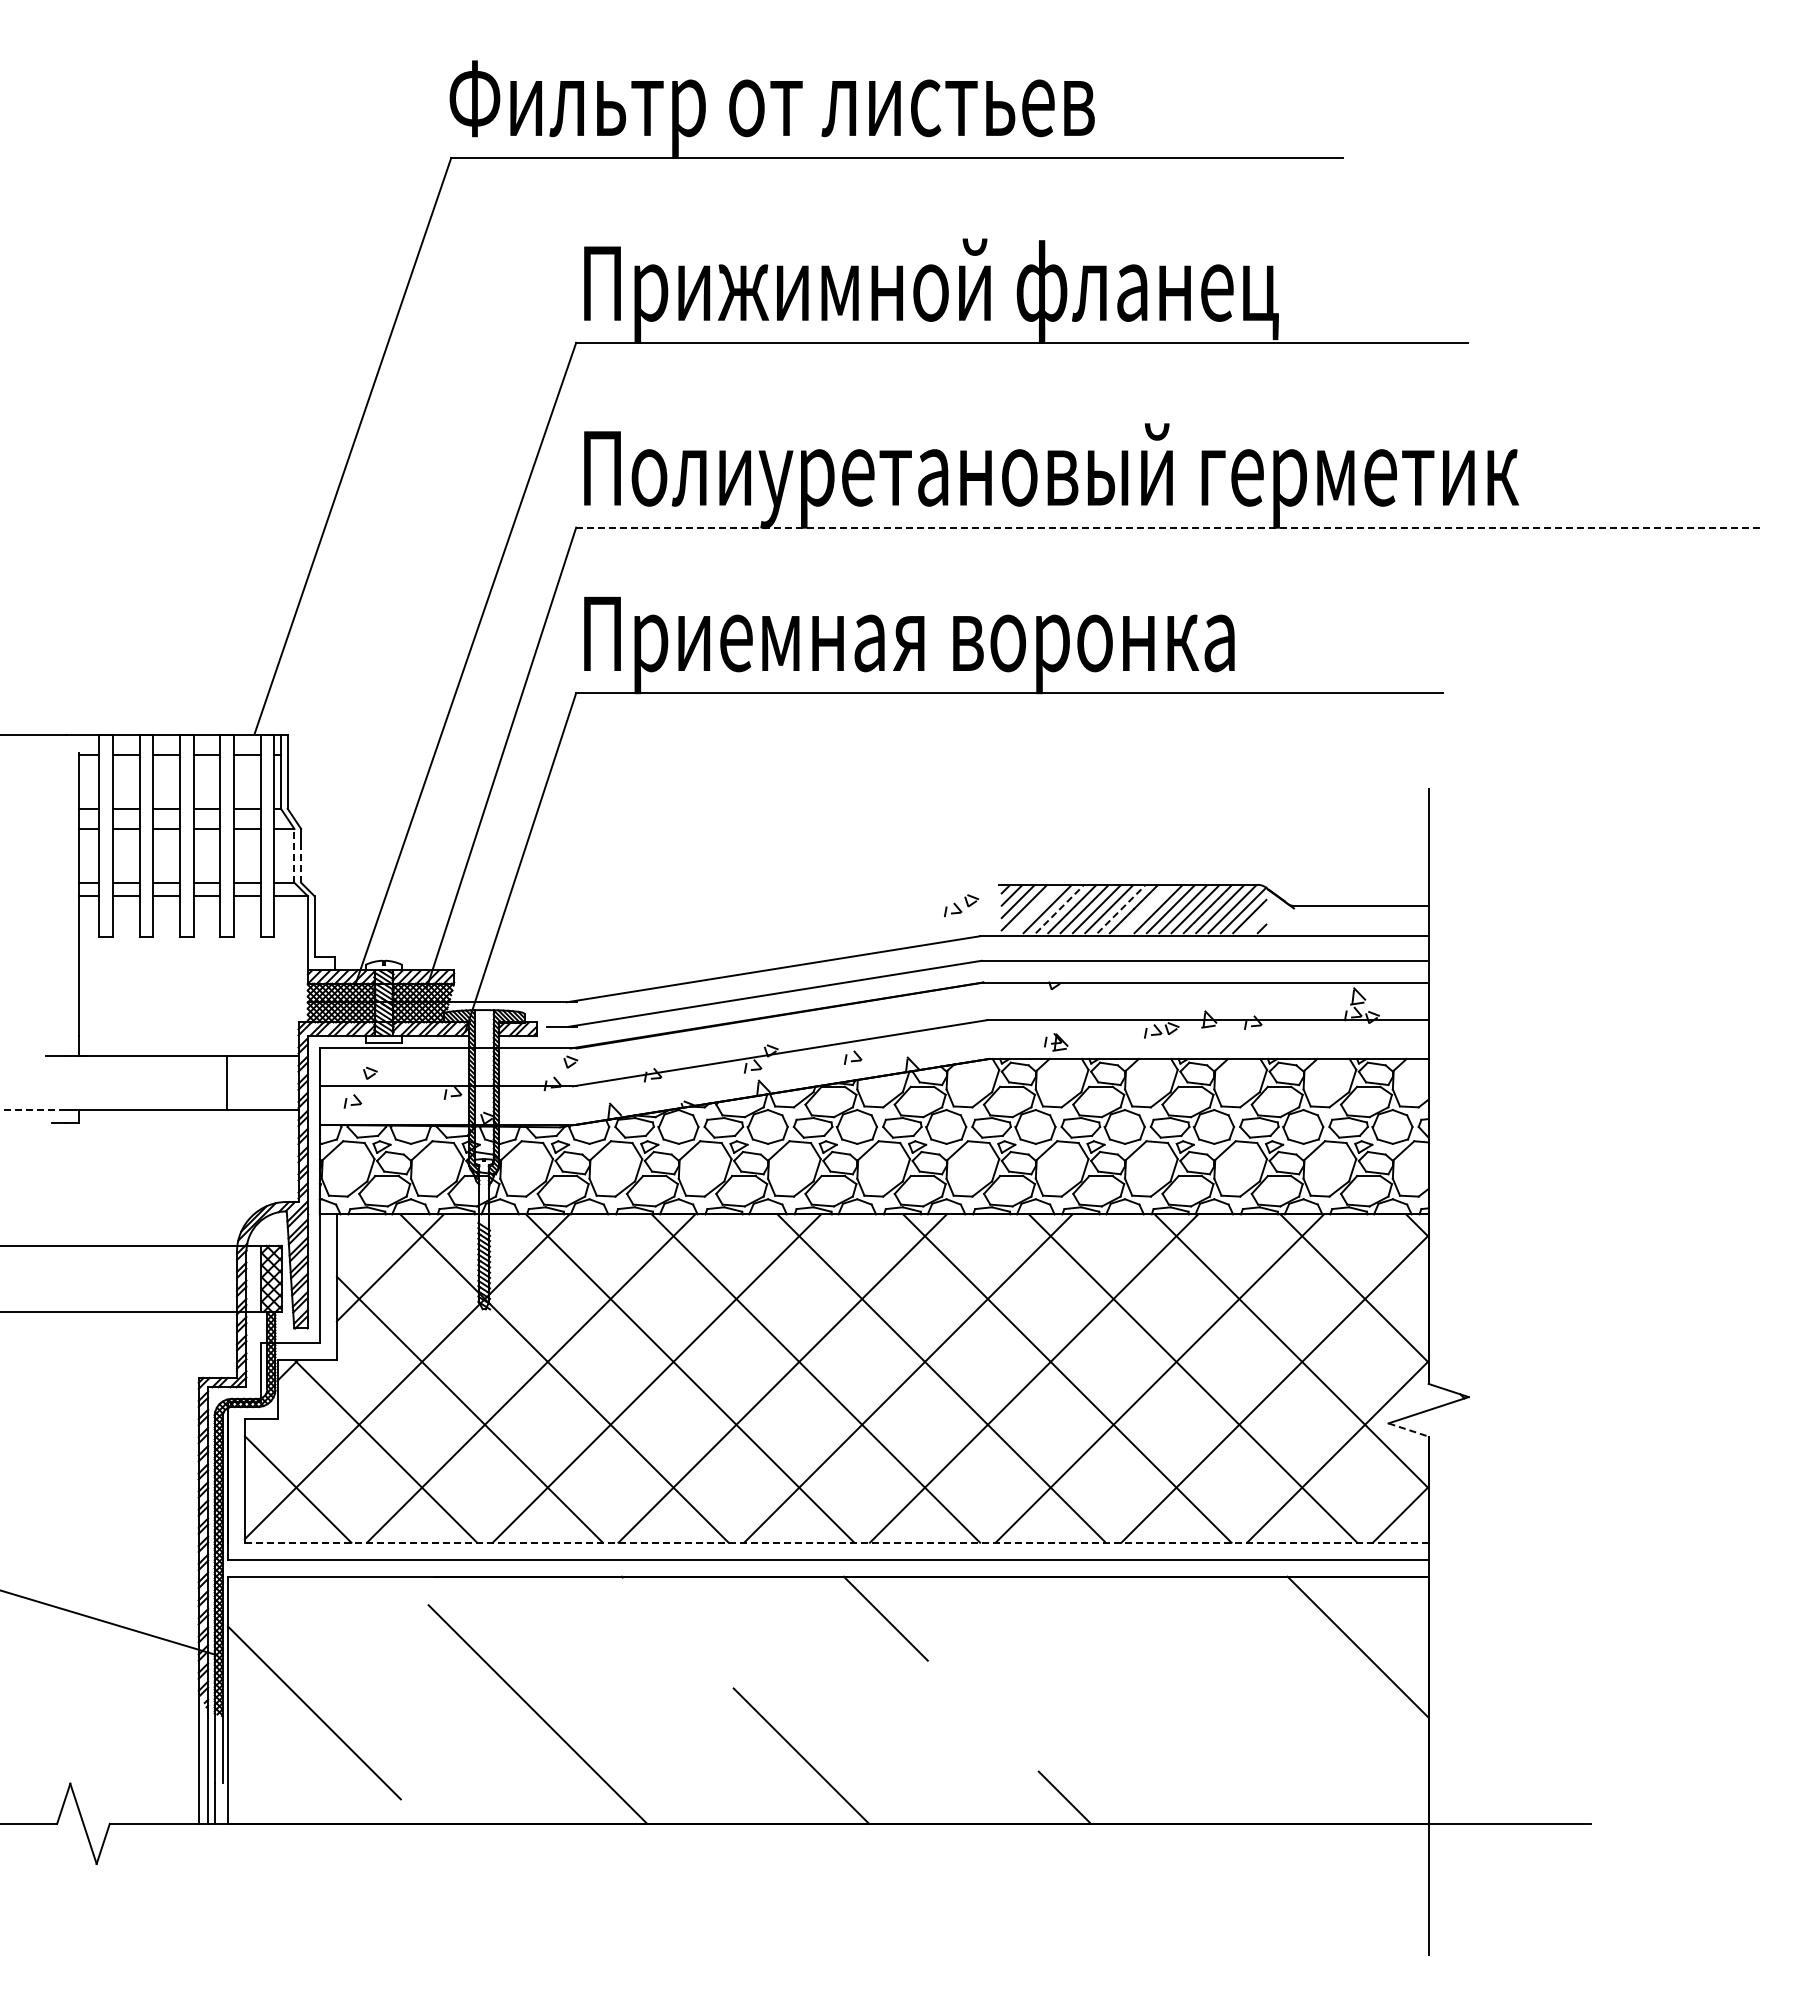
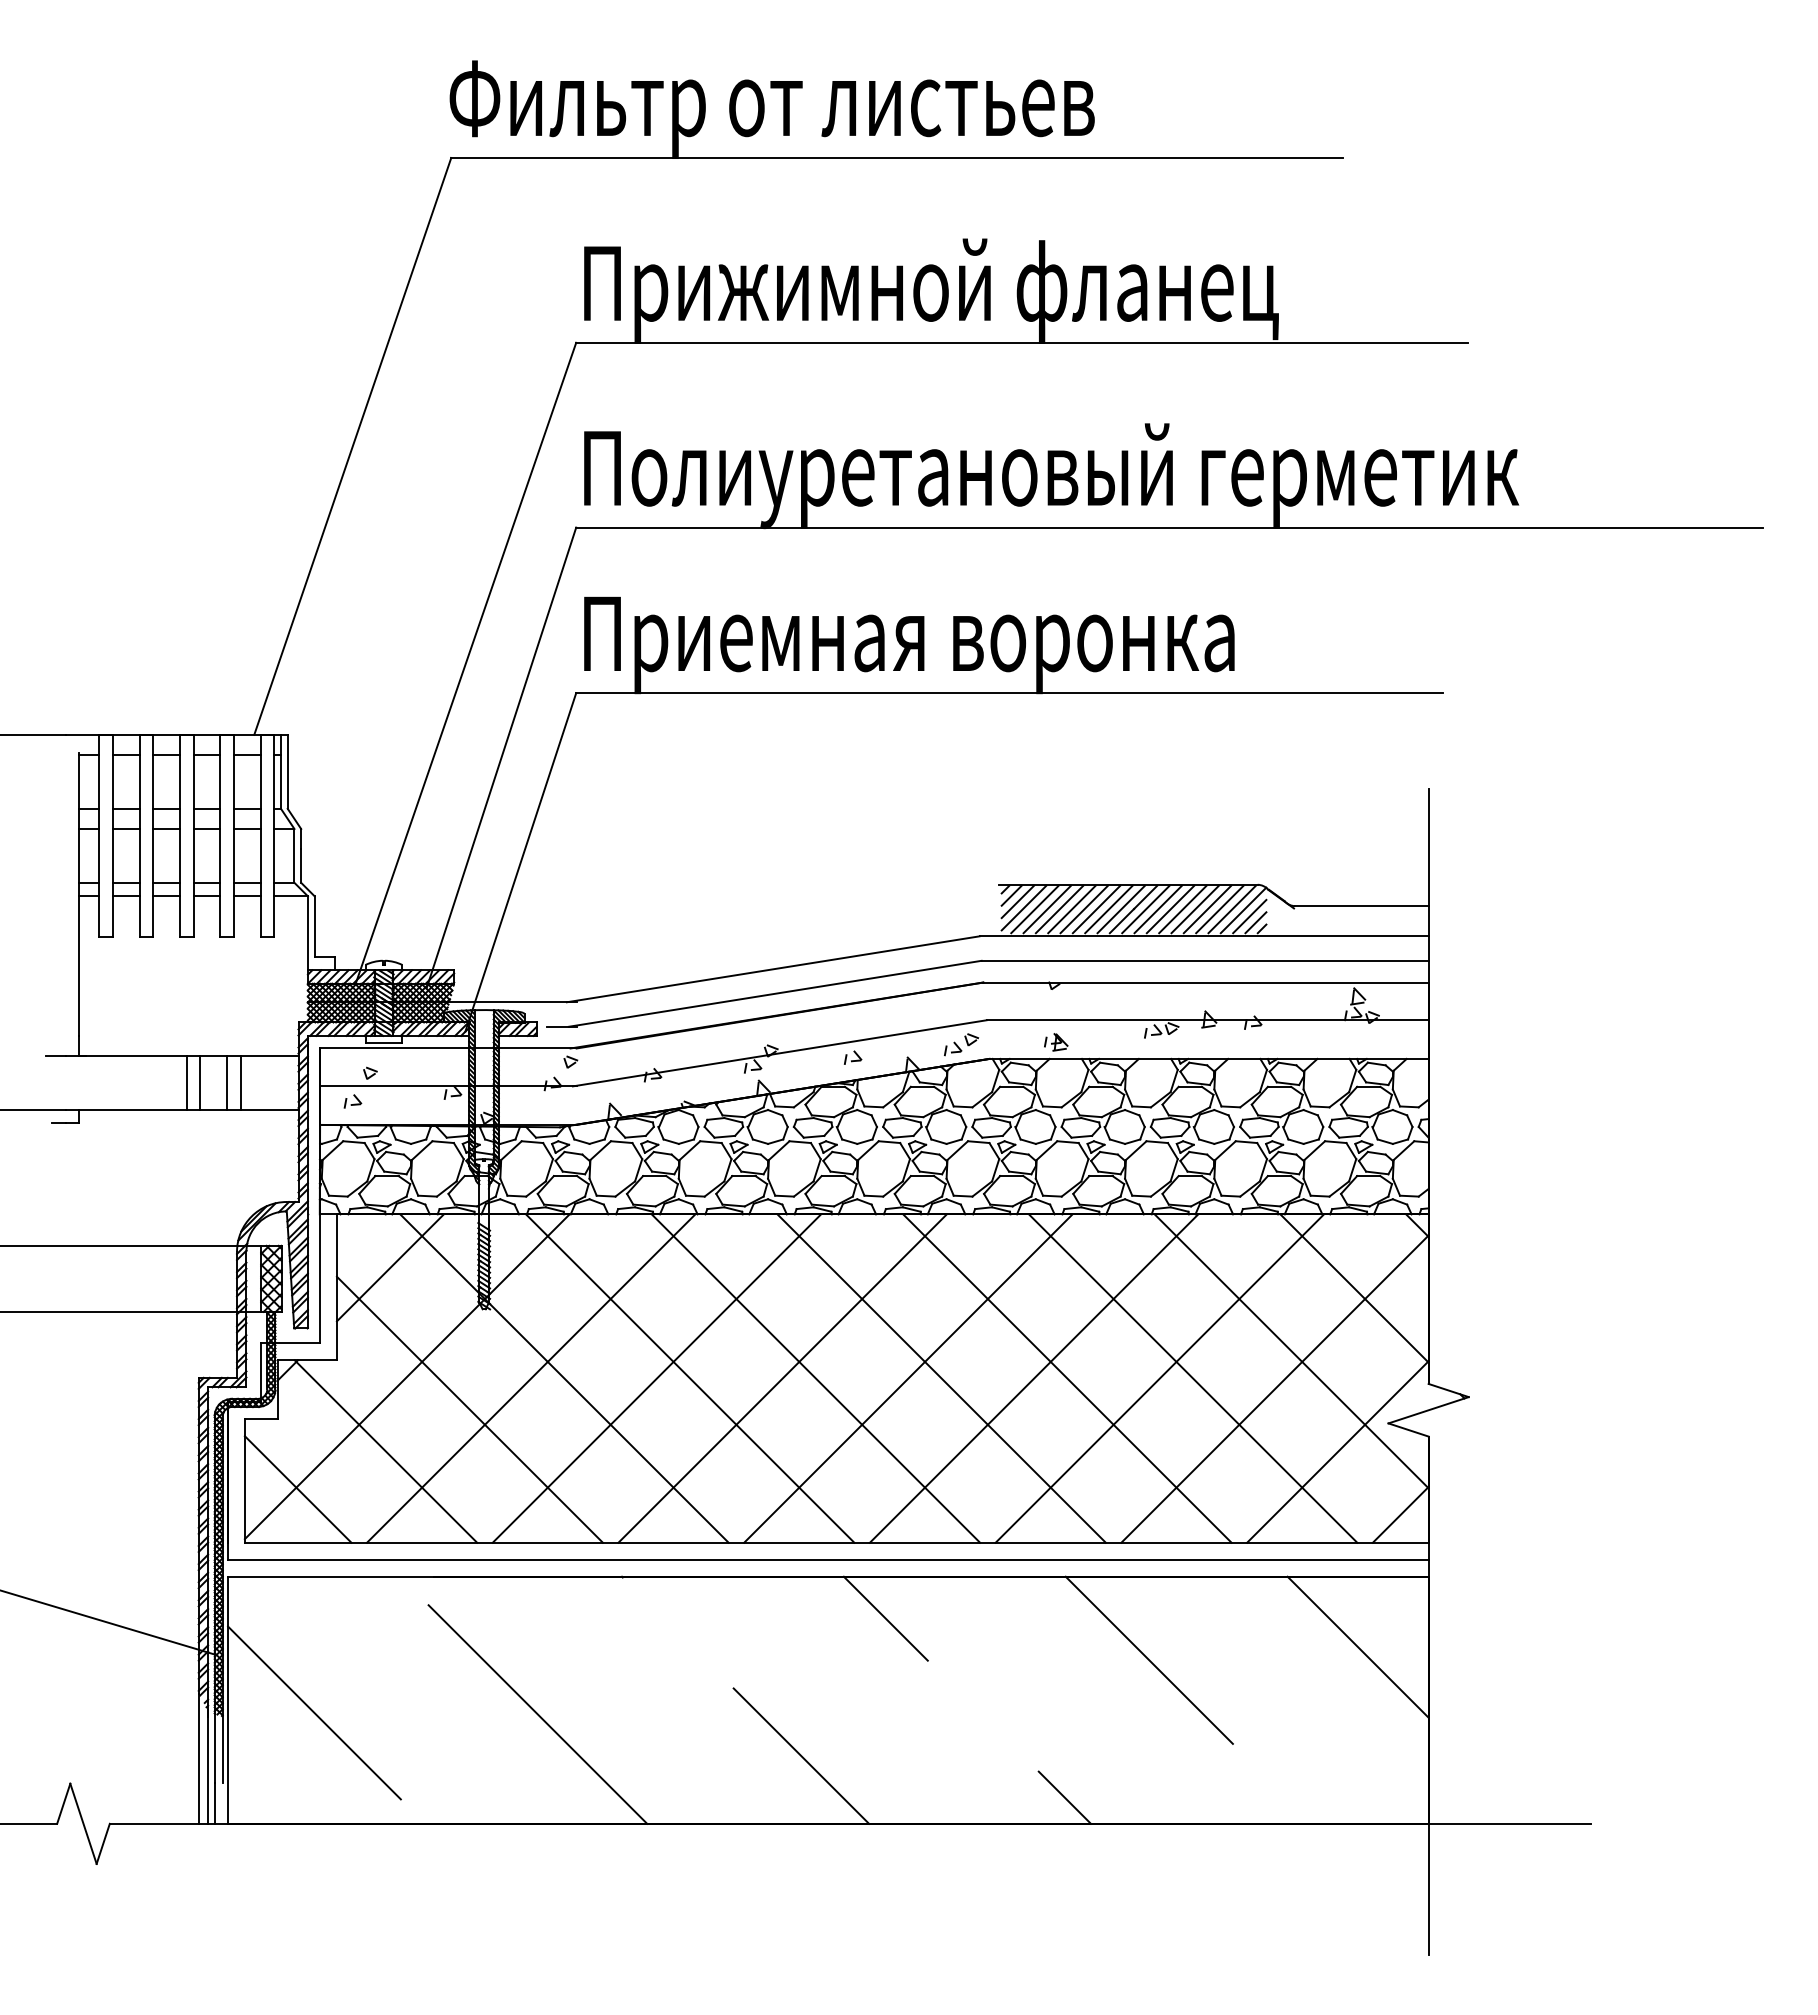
line: dashed -> solid (1169, 527)
line: dashed -> solid (294, 855)
line: dashed -> solid (301, 866)
part position: (961, 905) -> (961, 1044) (961, 1044)
line: none -> present (1034, 909)
line: dashed -> solid (1059, 909)
line: dashed -> solid (1121, 909)
line: none -> present (1145, 909)
line: none -> present (1255, 922)
line: none -> present (186, 1082)
line: none -> present (200, 1082)
line: none -> present (240, 1082)
line: dashed -> solid (32, 1109)
line: dashed -> solid (1409, 1430)
line: dashed -> solid (836, 1542)
line: none -> present (1148, 1659)
